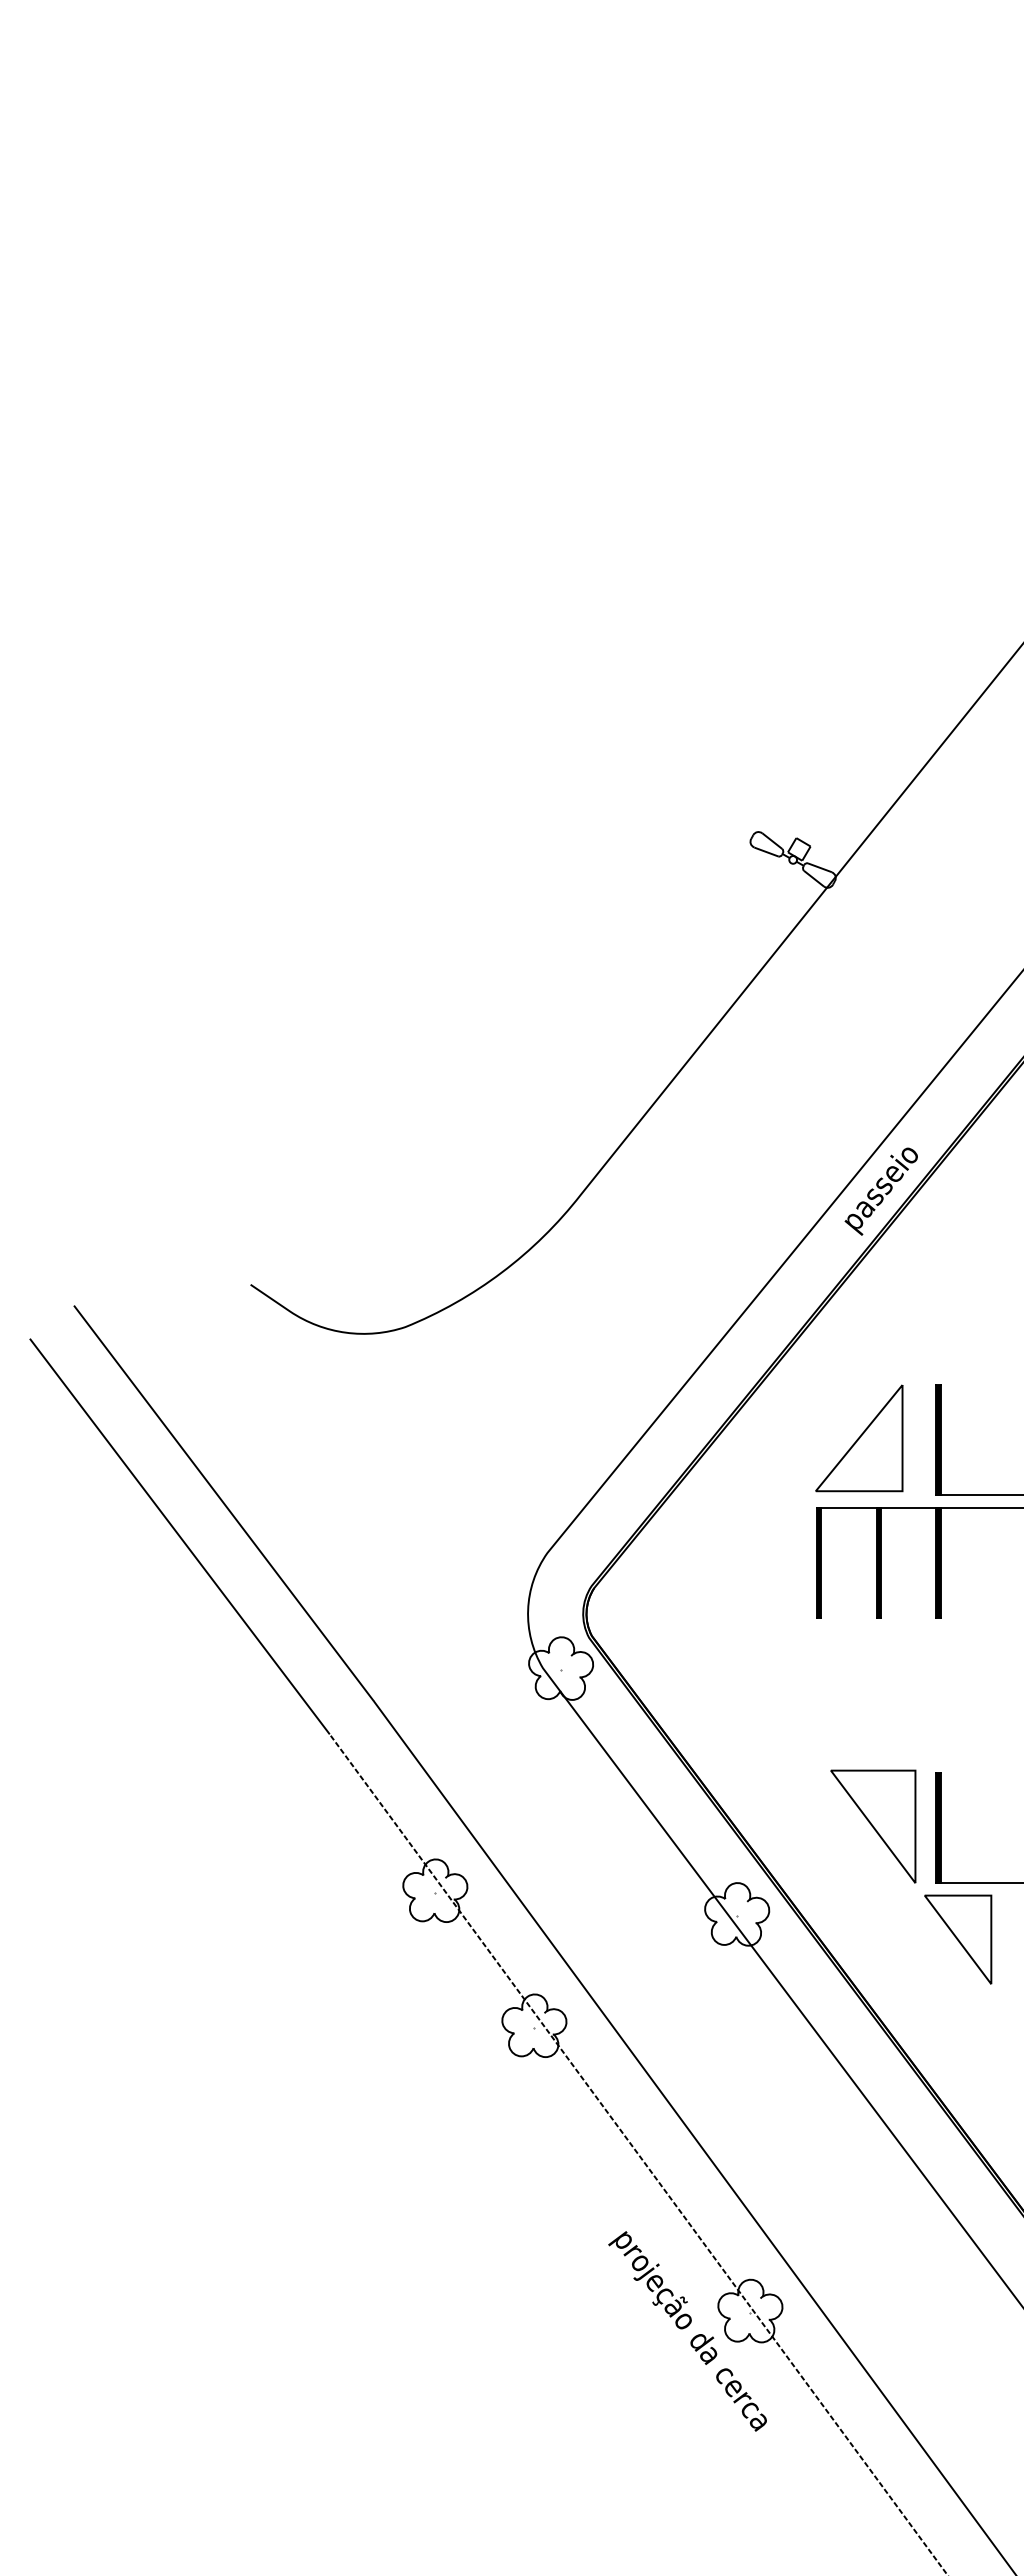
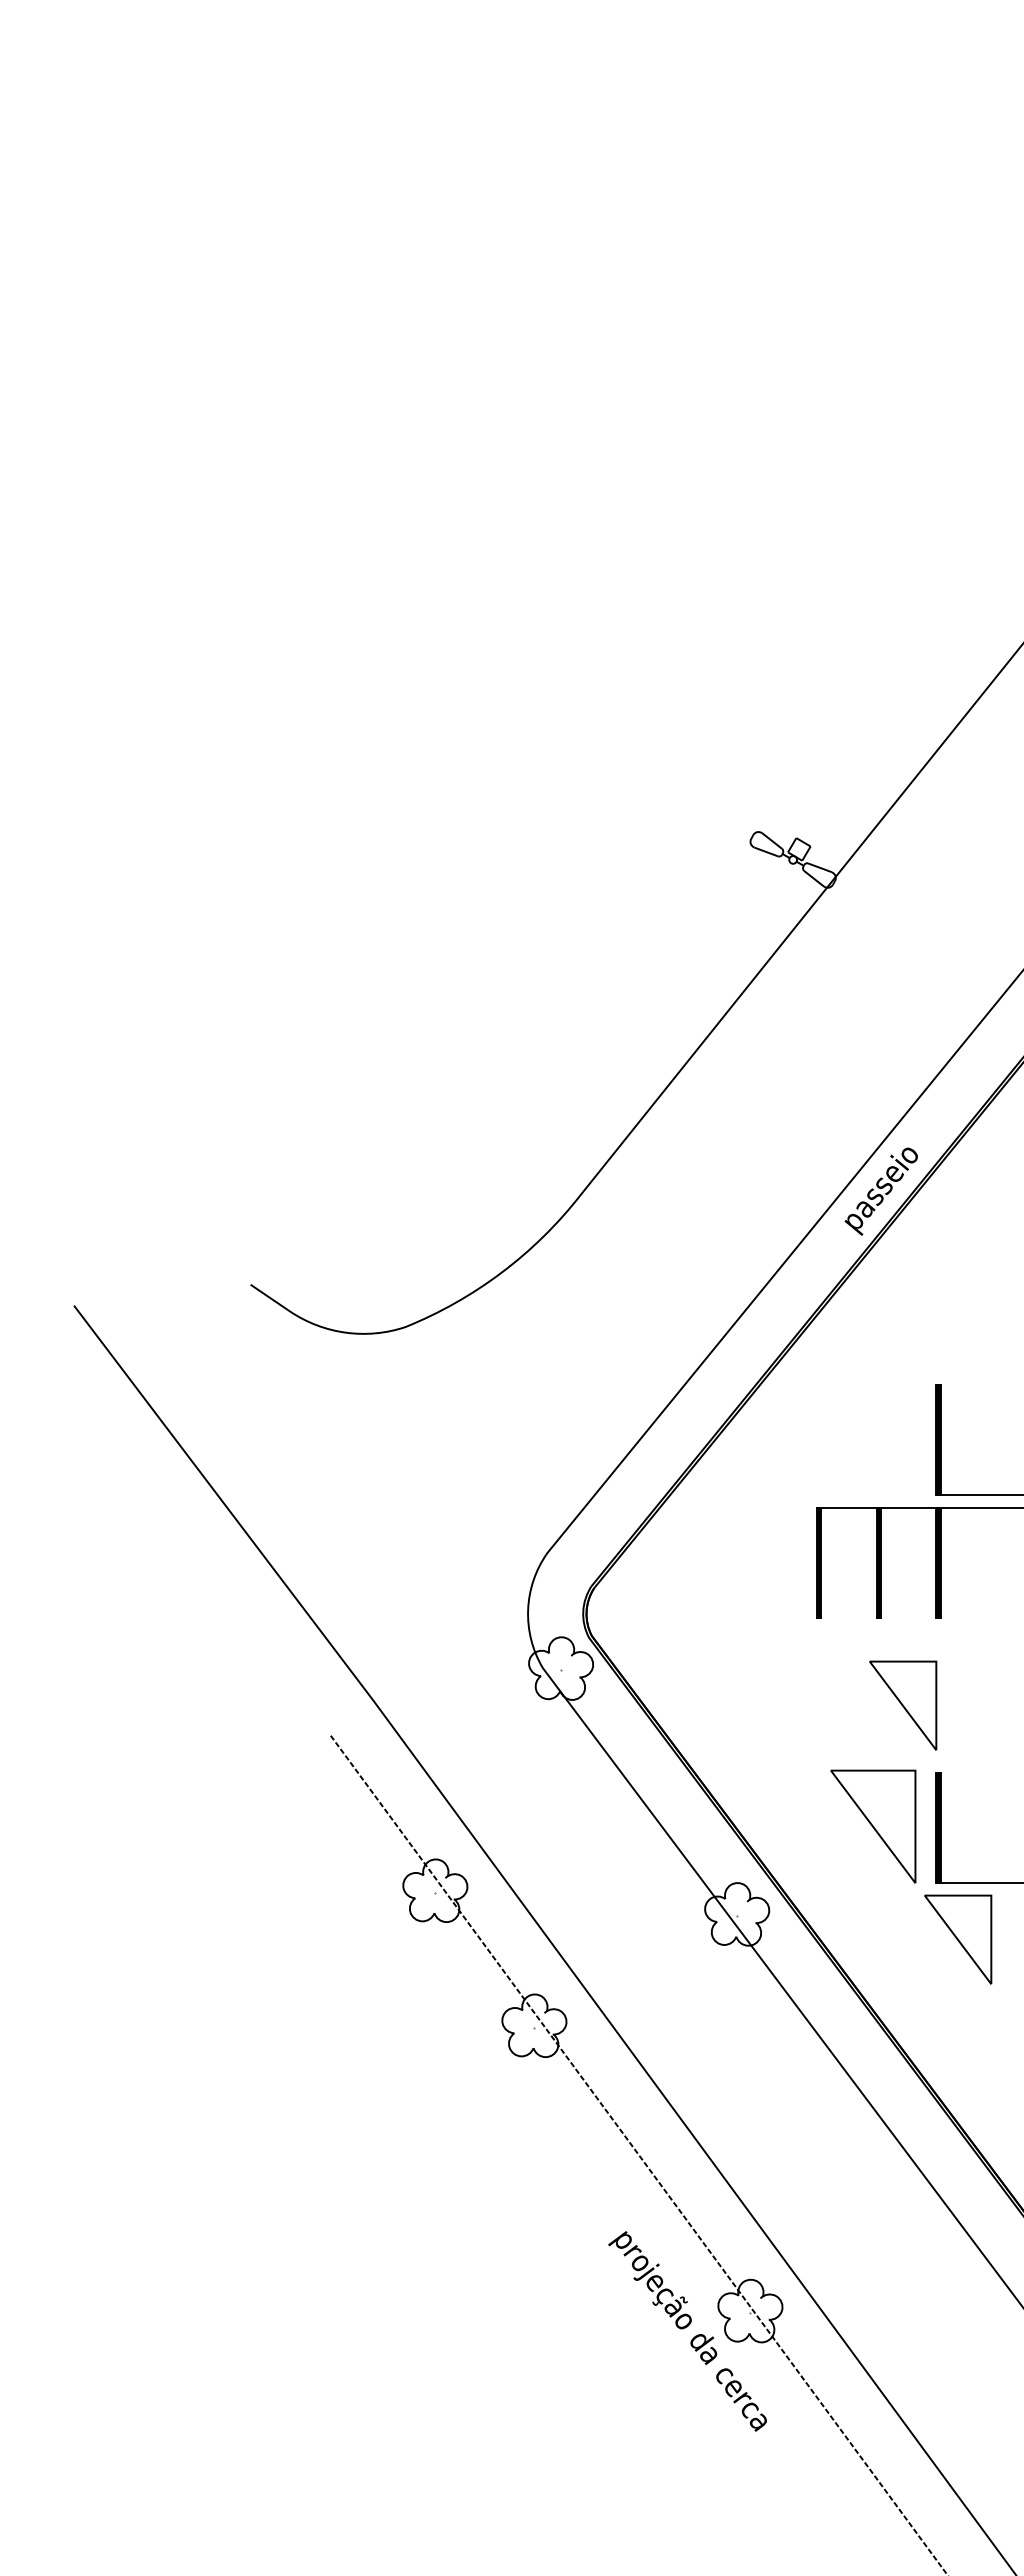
part: present -> none (859, 1438)
line: present -> none (179, 1536)
part: none -> present (903, 1705)
